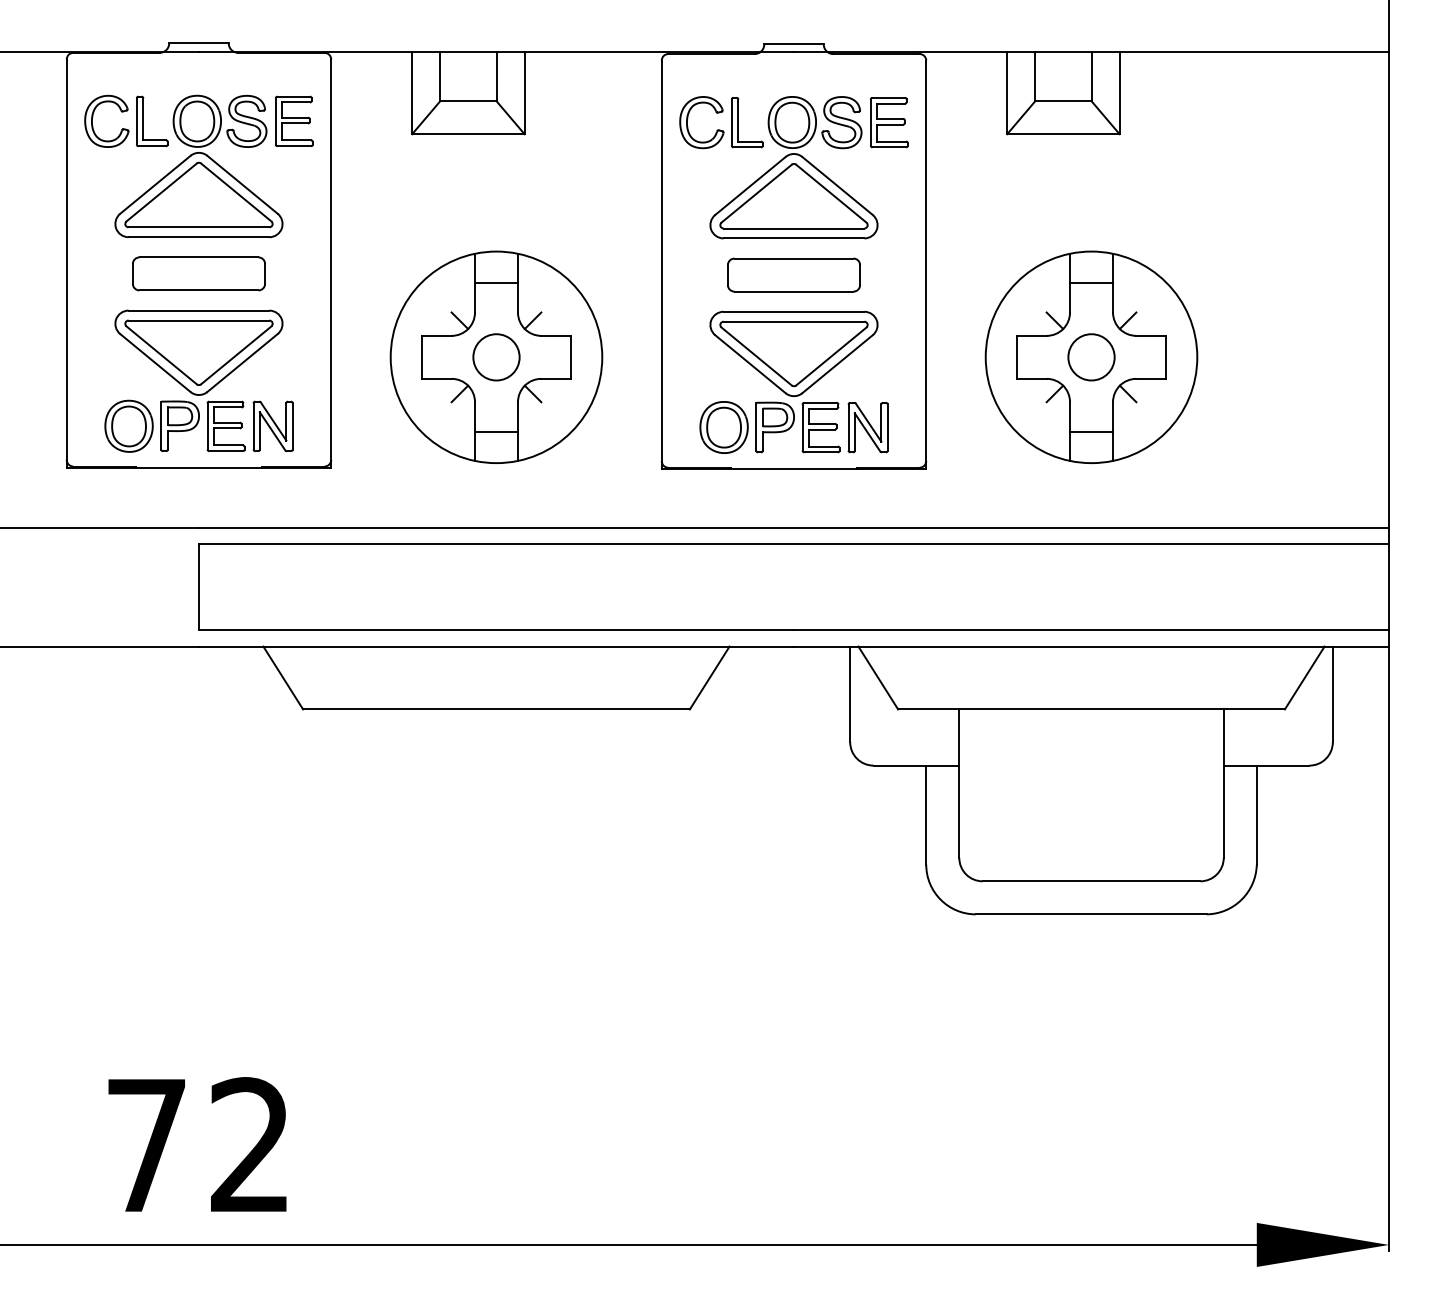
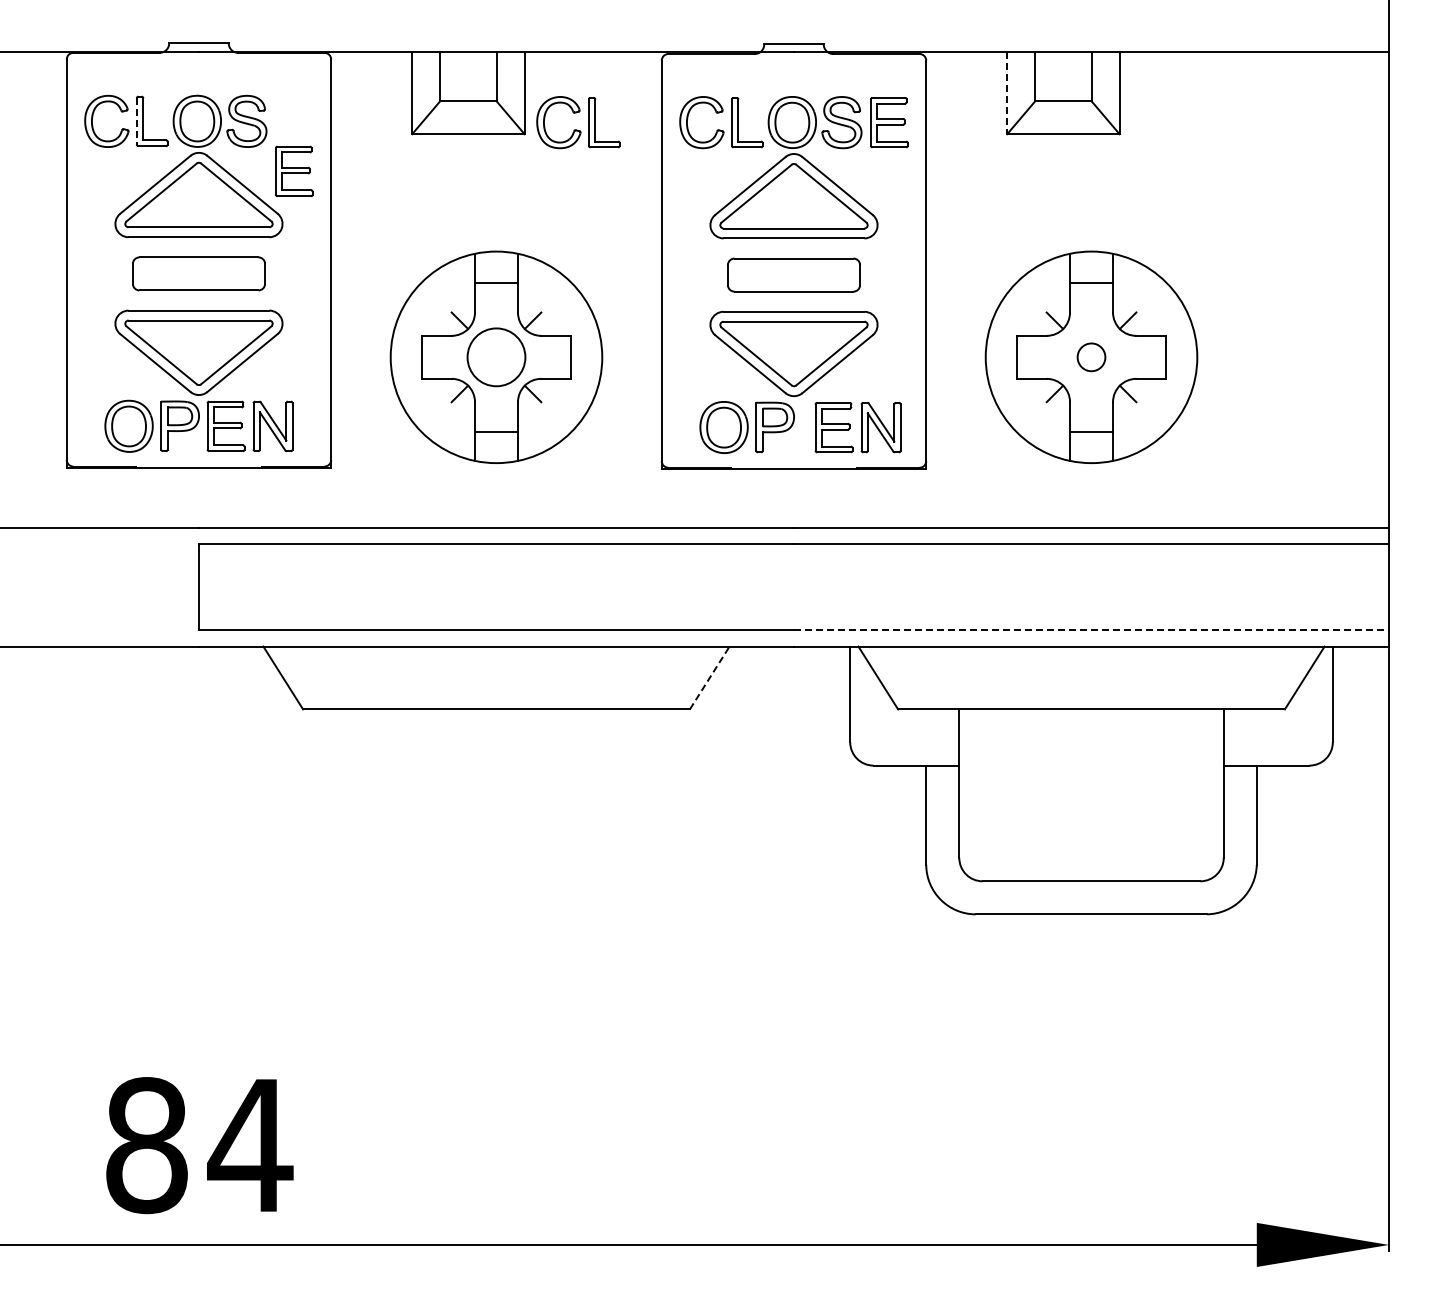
line: solid -> dashed (1007, 93)
part position: (294, 120) -> (294, 170) (294, 170)
line: solid -> dashed (136, 121)
part: none -> present (577, 129)
circle diameter: 46 px -> 58 px (496, 357)
circle diameter: 46 px -> 28 px (1091, 357)
part position: (844, 427) -> (857, 427) (857, 427)
line: solid -> dashed (1091, 630)
line: solid -> dashed (709, 677)
text: 72 -> 84 (199, 1145)
